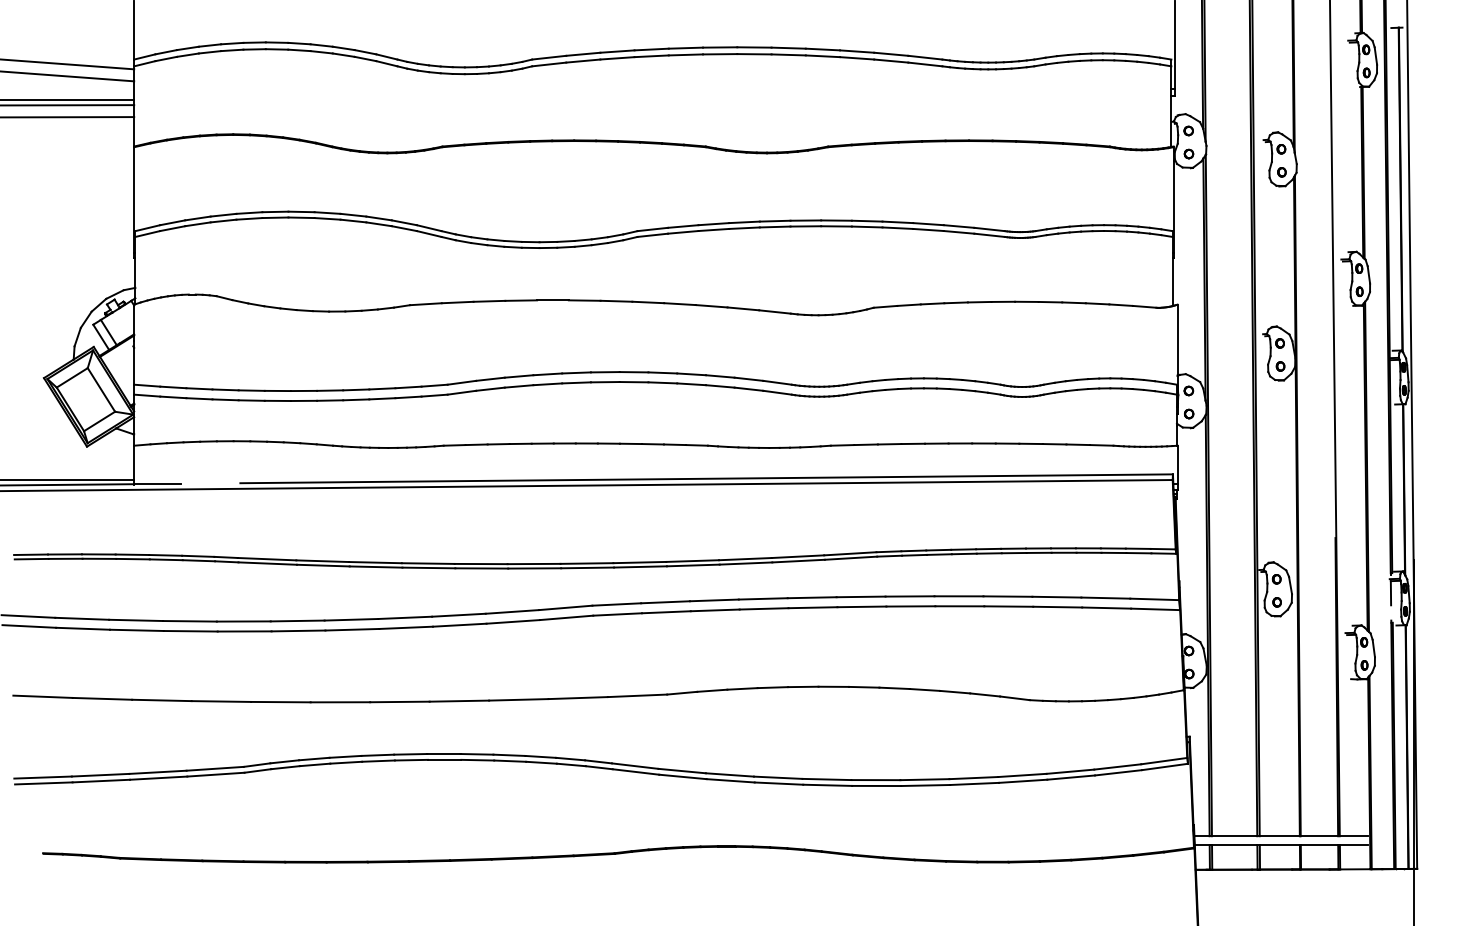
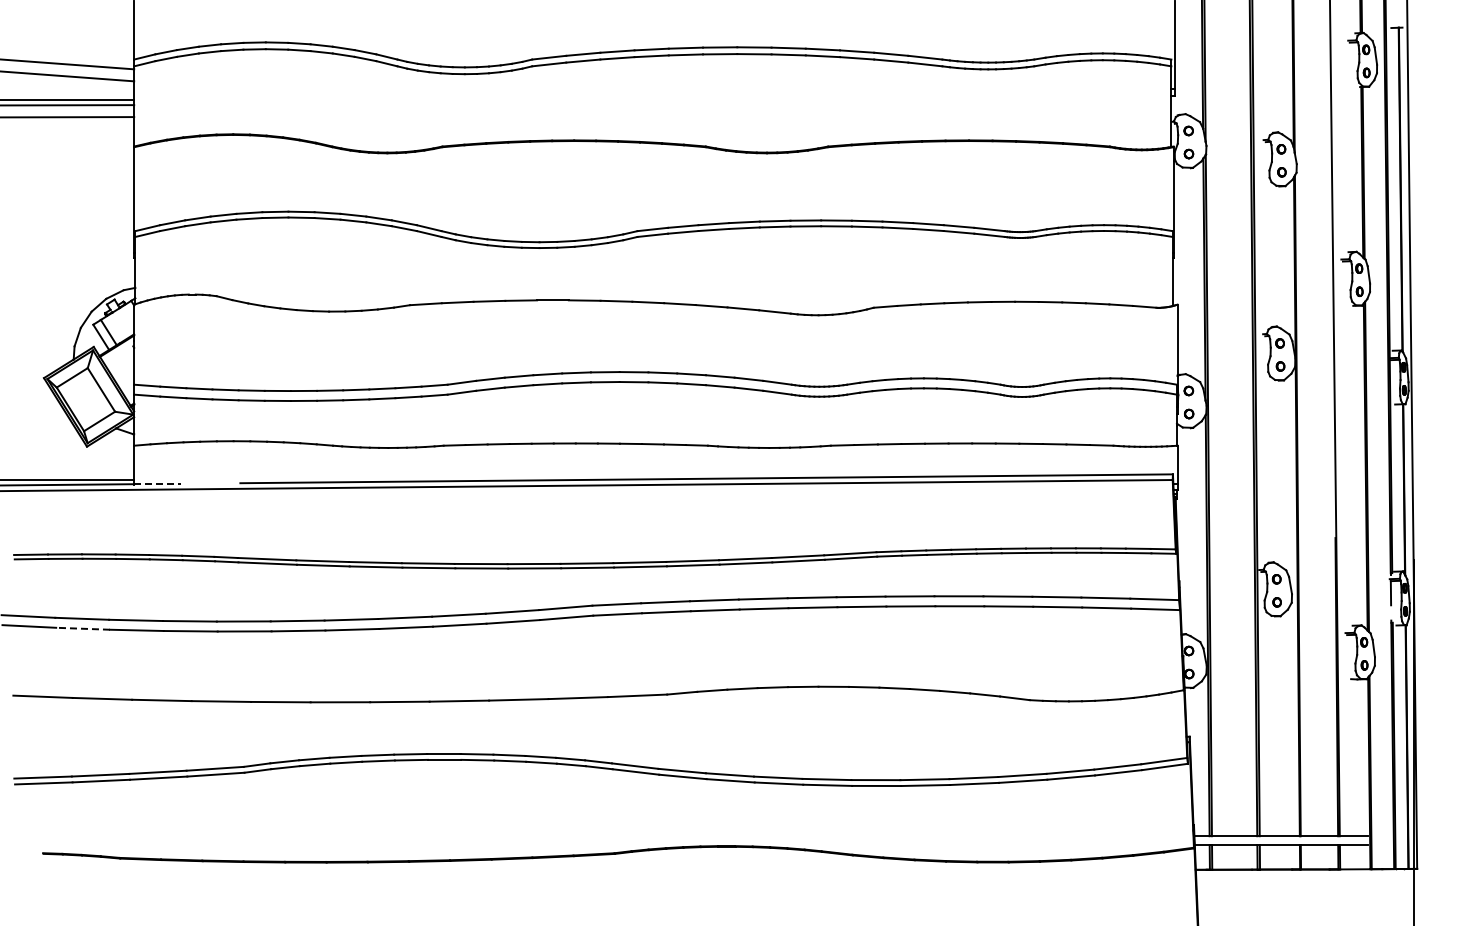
line: solid -> dashed (158, 484)
line: solid -> dashed (83, 628)
